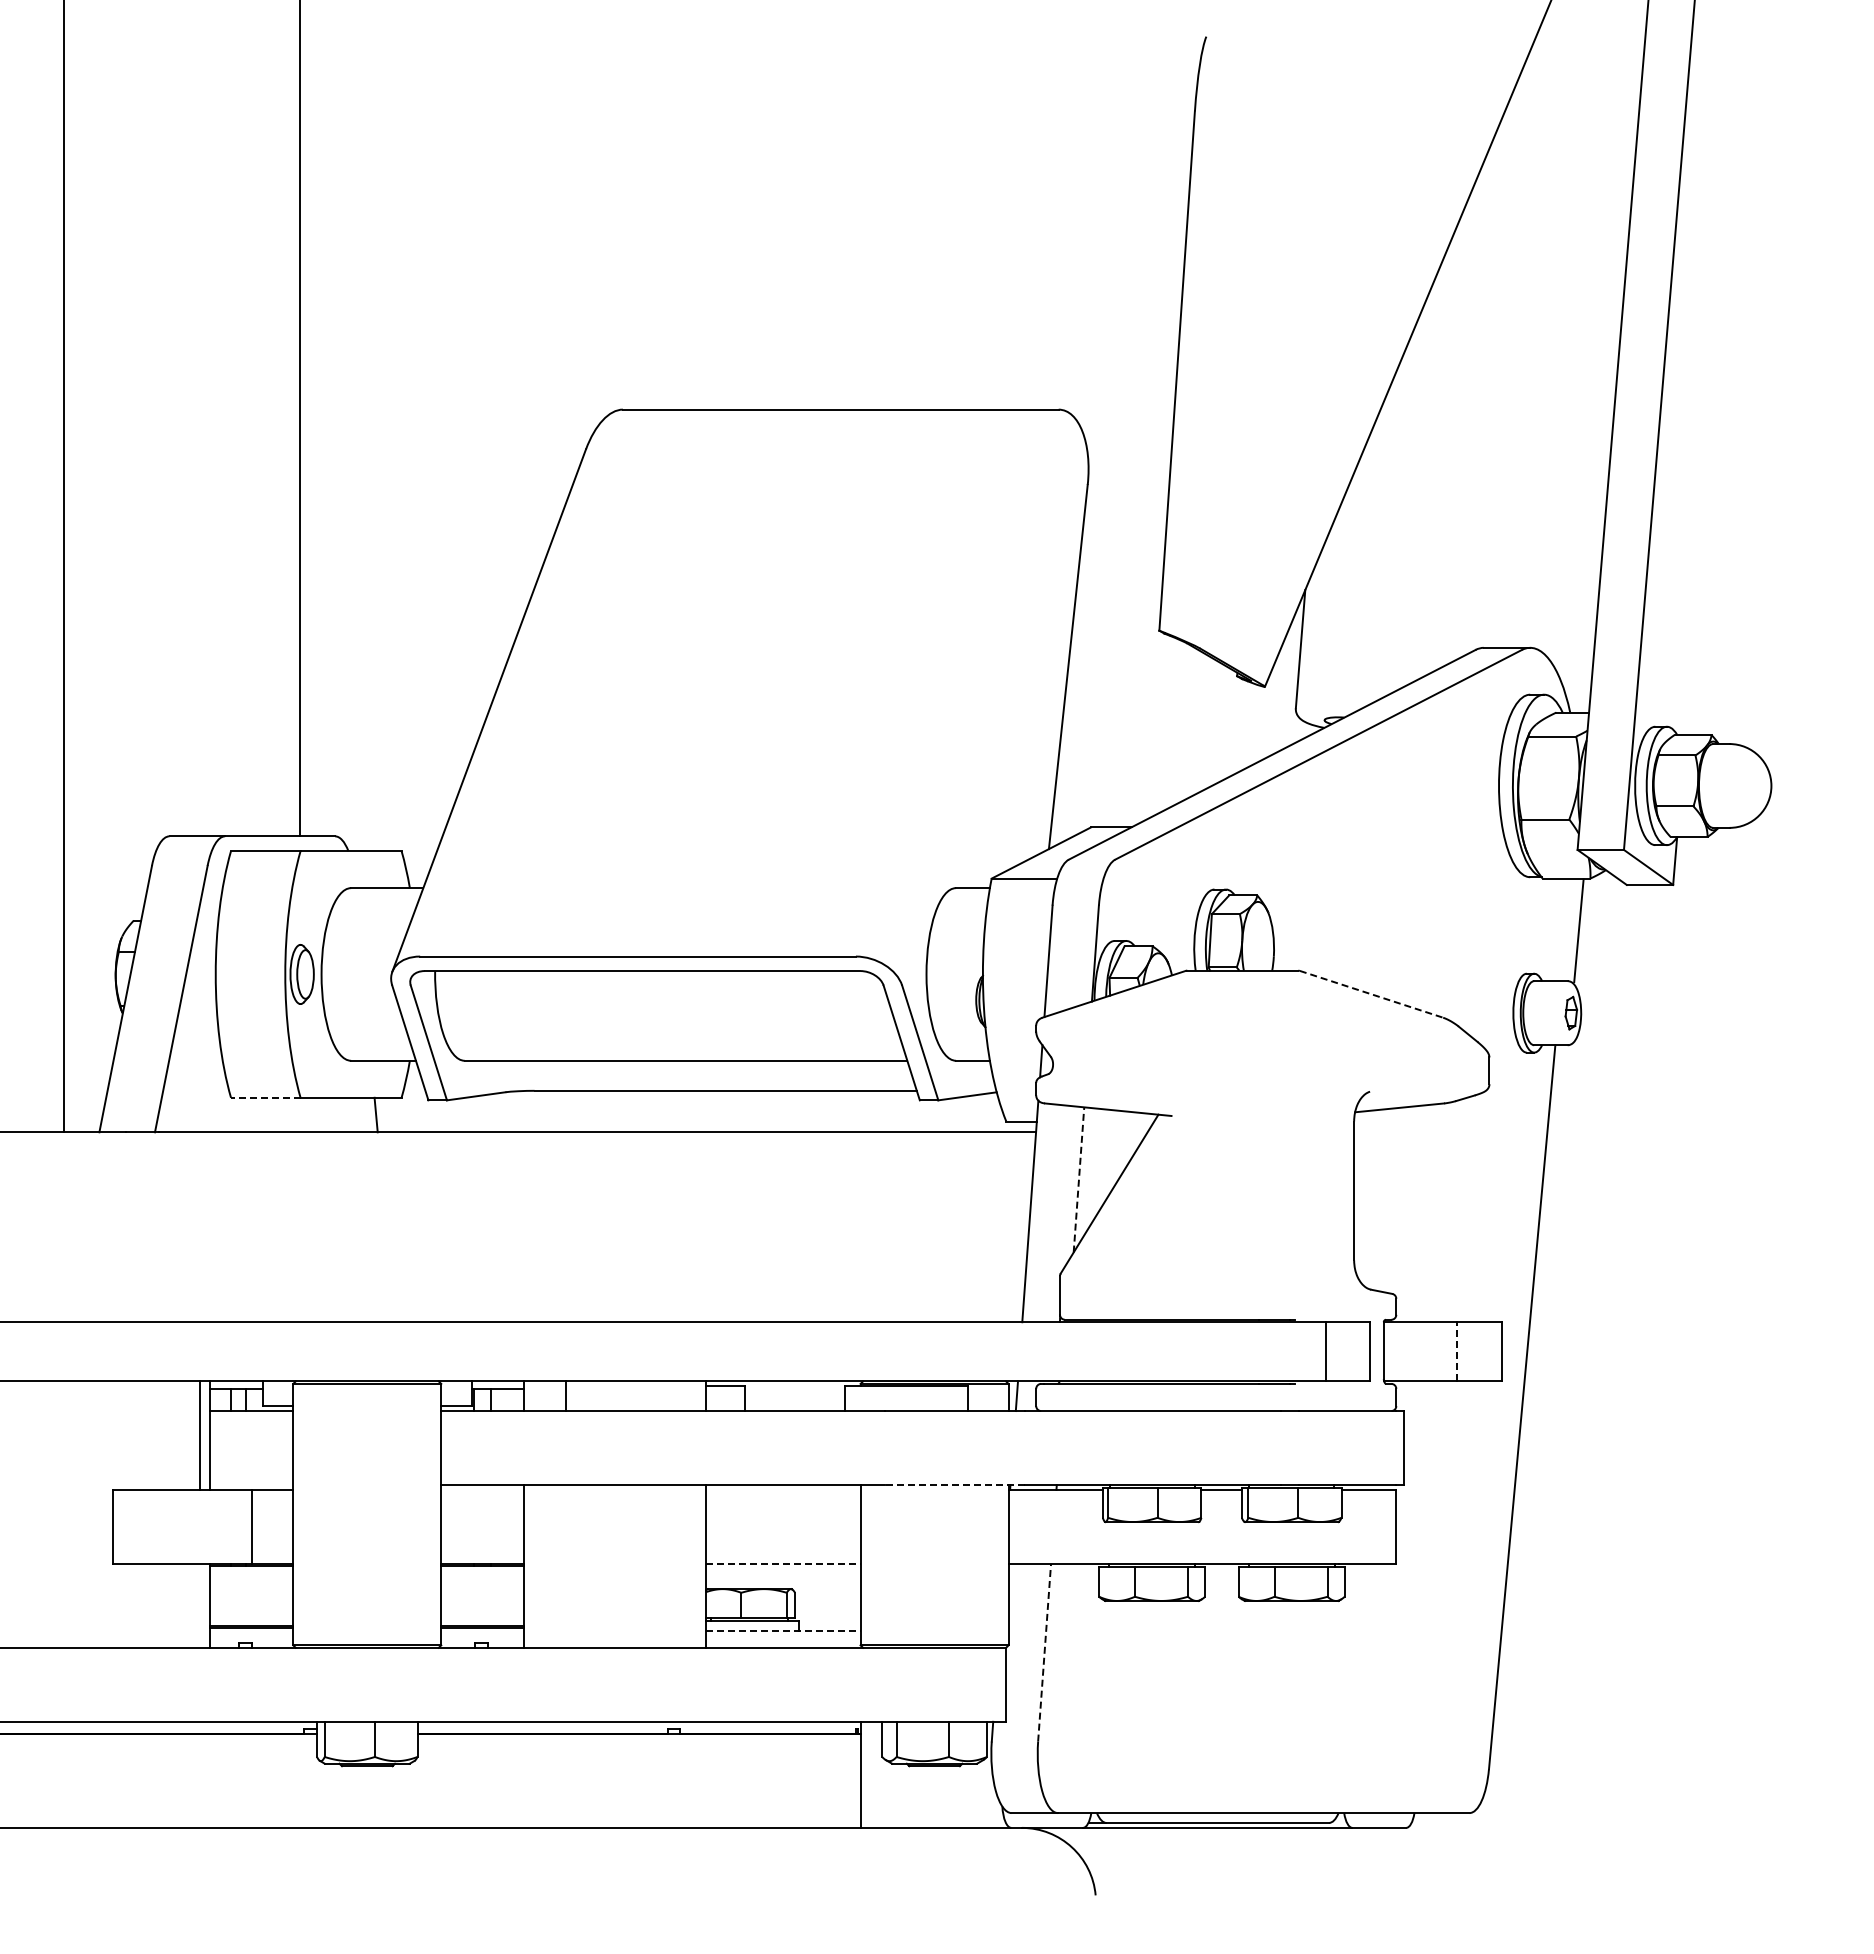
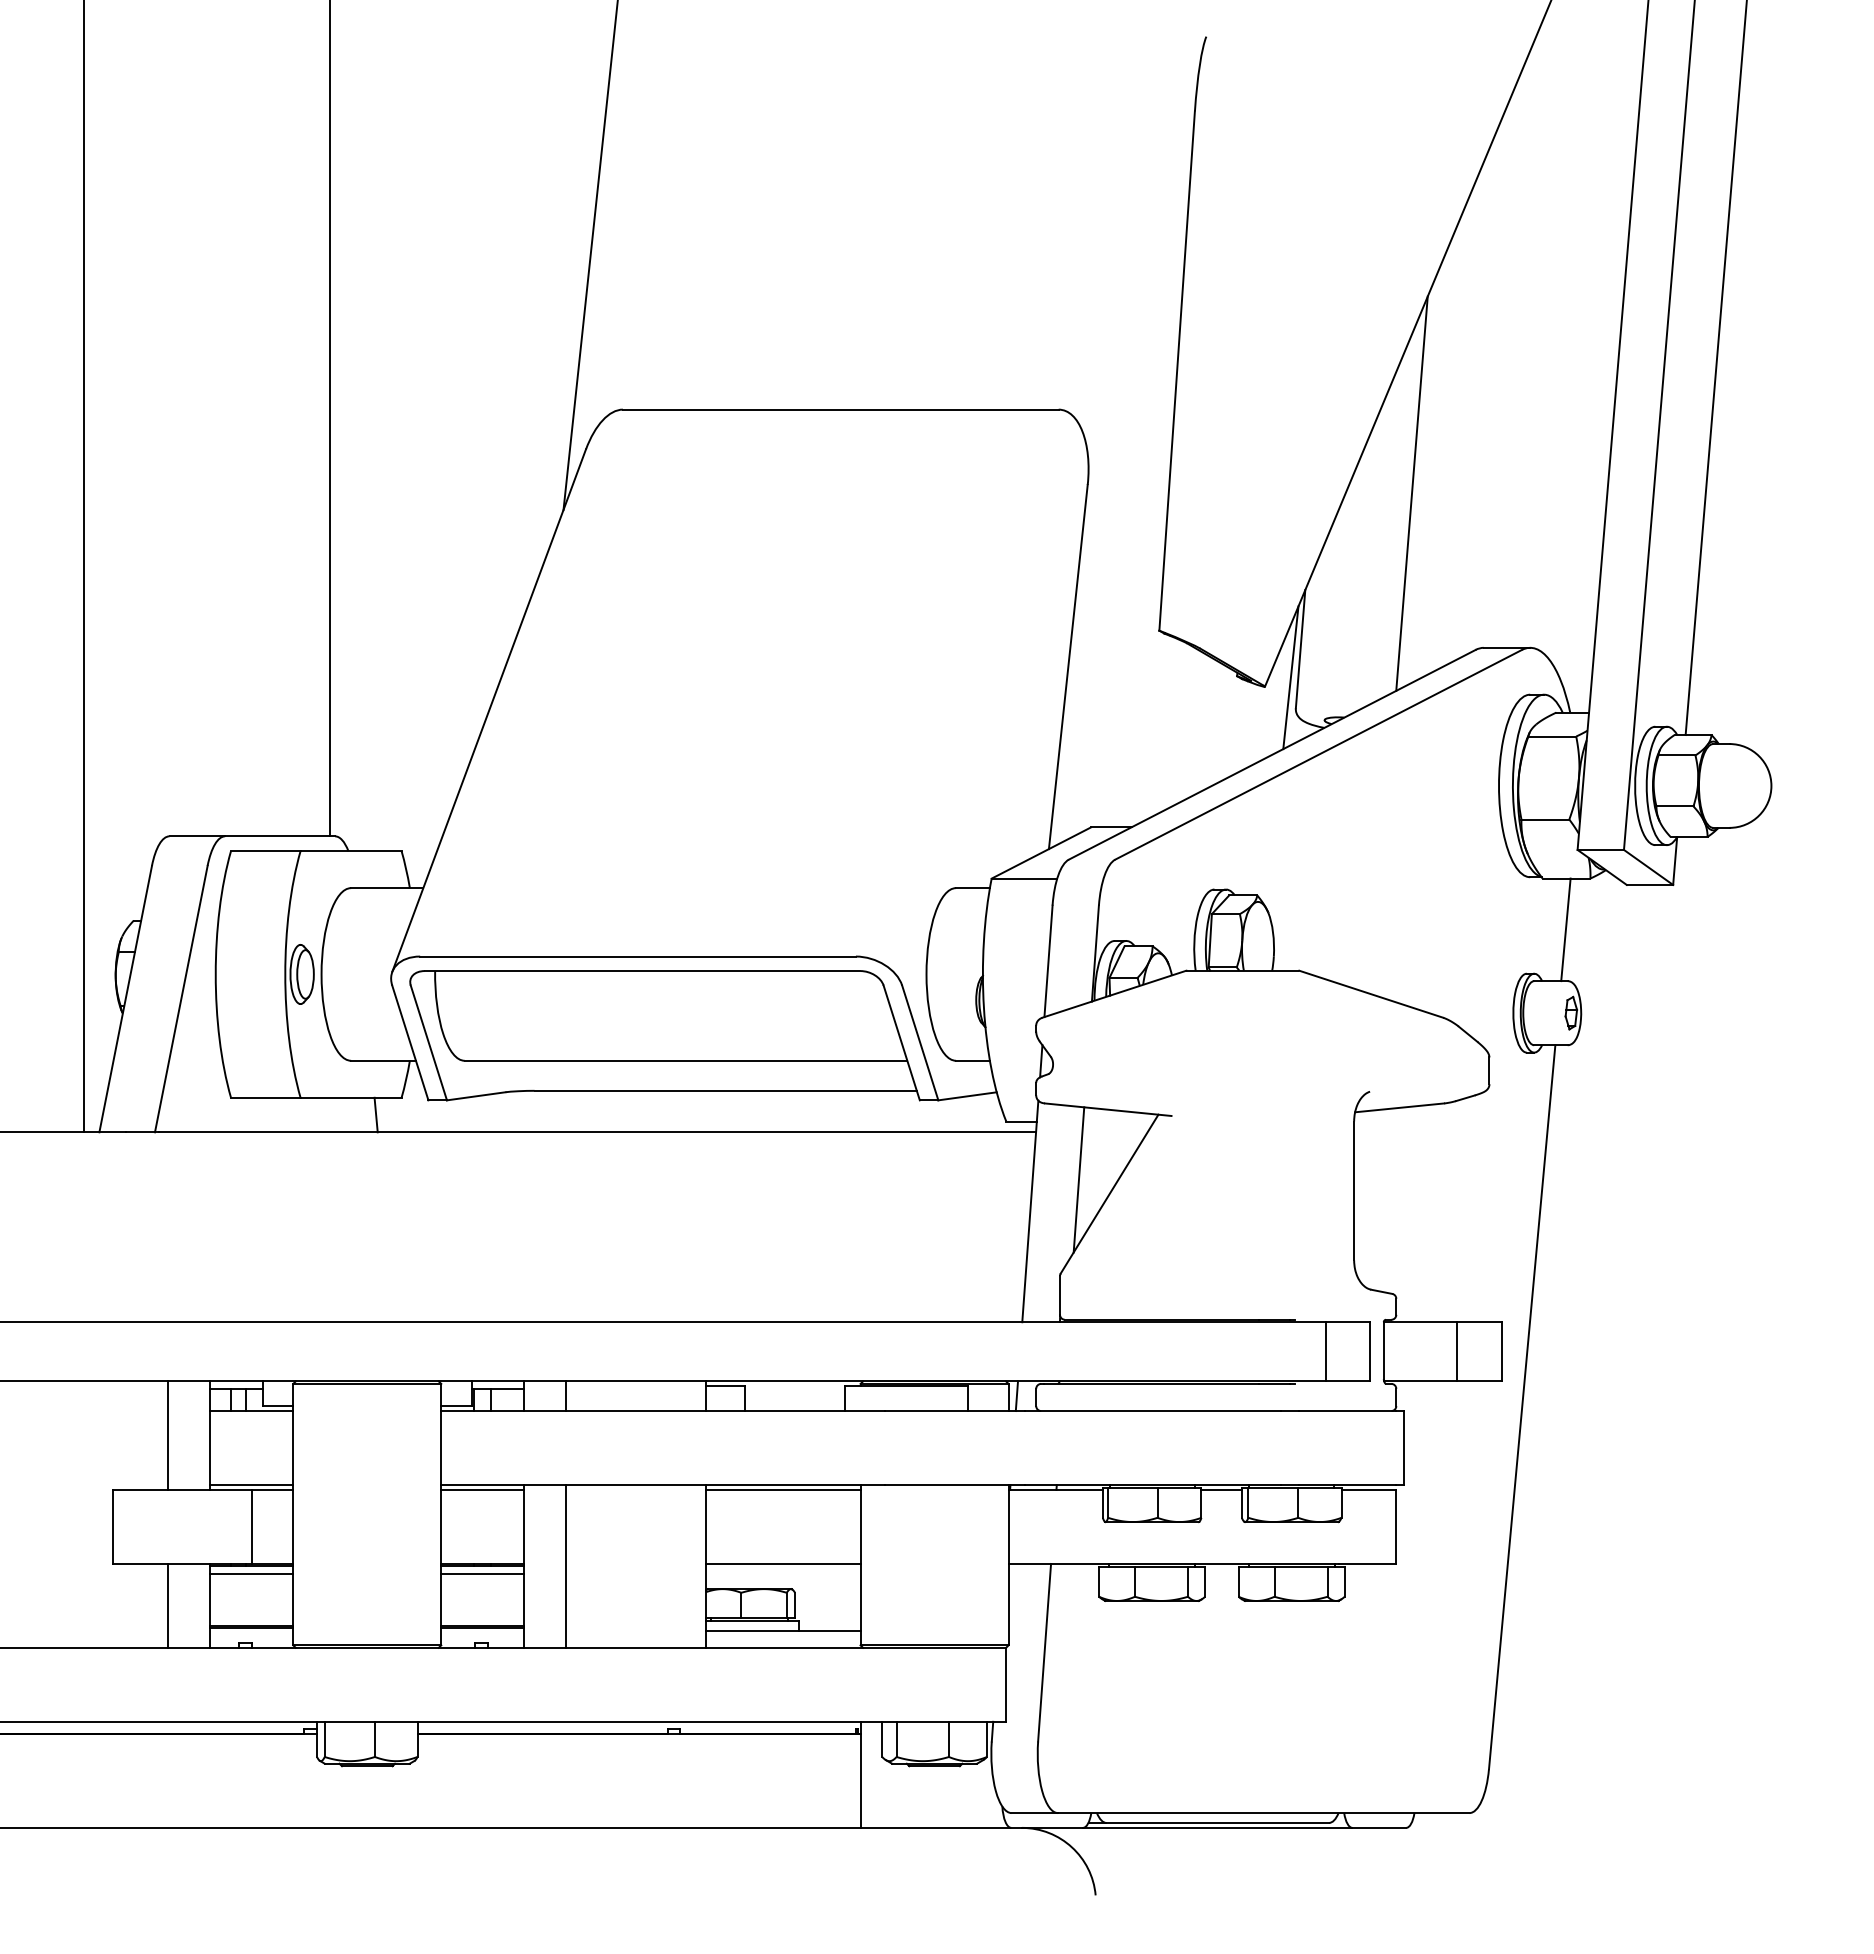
line: none -> present (590, 256)
line: none -> present (1715, 368)
line position: (300, 419) -> (330, 419) (330, 419)
line: none -> present (1411, 493)
line position: (63, 567) -> (83, 567) (83, 567)
line: none -> present (1290, 677)
line position: (1578, 930) -> (1565, 929) (1565, 929)
line: dashed -> solid (1371, 994)
line: dashed -> solid (265, 1097)
line: dashed -> solid (1078, 1179)
line: dashed -> solid (1457, 1351)
line position: (200, 1435) -> (168, 1435) (168, 1435)
line: none -> present (251, 1485)
line: dashed -> solid (954, 1485)
line: none -> present (482, 1489)
line: none -> present (782, 1489)
line: dashed -> solid (783, 1563)
line: none -> present (566, 1566)
line: none -> present (251, 1573)
line: none -> present (482, 1573)
line: none -> present (168, 1605)
line: dashed -> solid (783, 1630)
line: dashed -> solid (1044, 1652)
